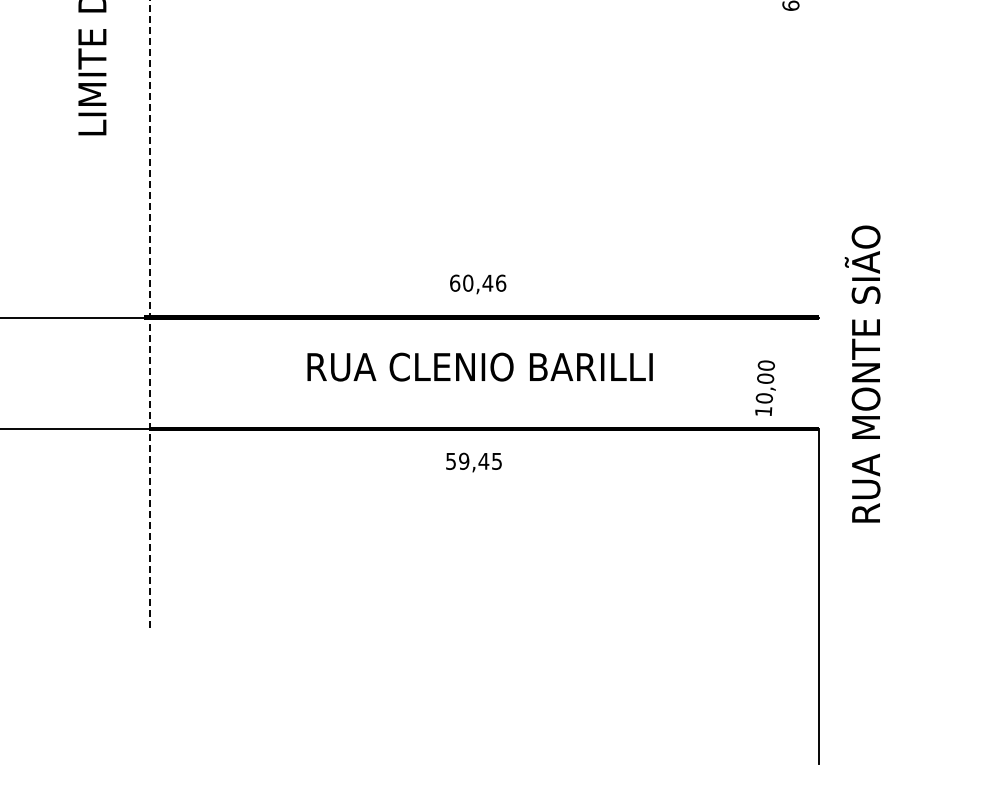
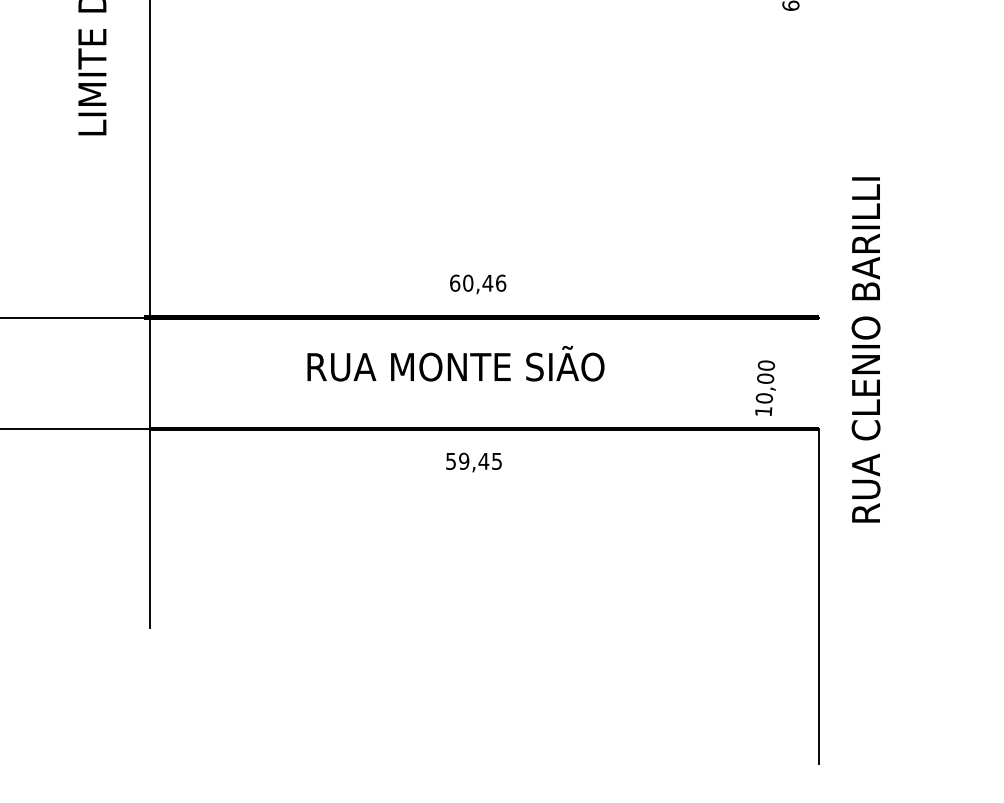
text: RUA MONTE SIÃO -> RUA CLENIO BARILLI (862, 308)
line: dashed -> solid (149, 314)
text: RUA CLENIO BARILLI -> RUA MONTE SIÃO (520, 363)
